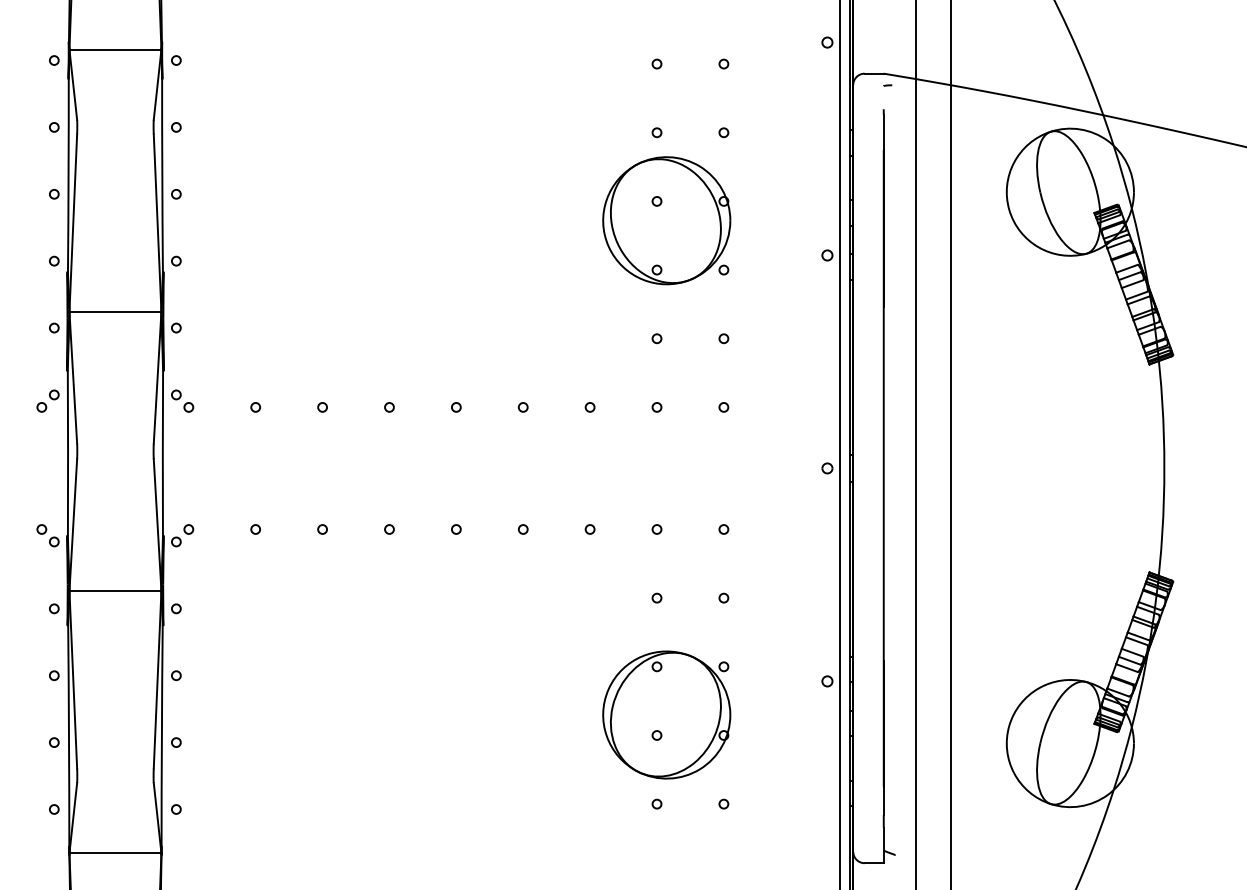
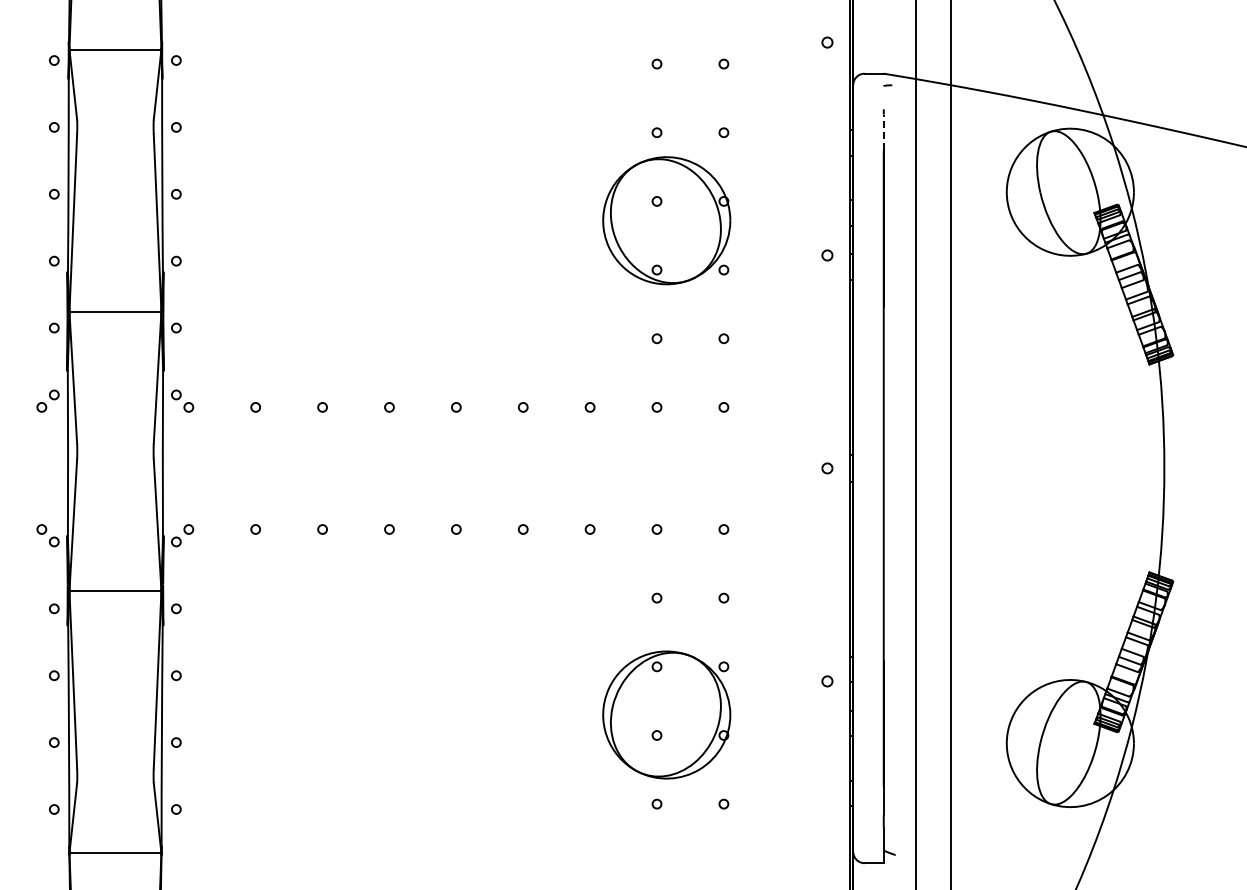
line: solid -> dashed (883, 132)
line: present -> none (840, 444)
